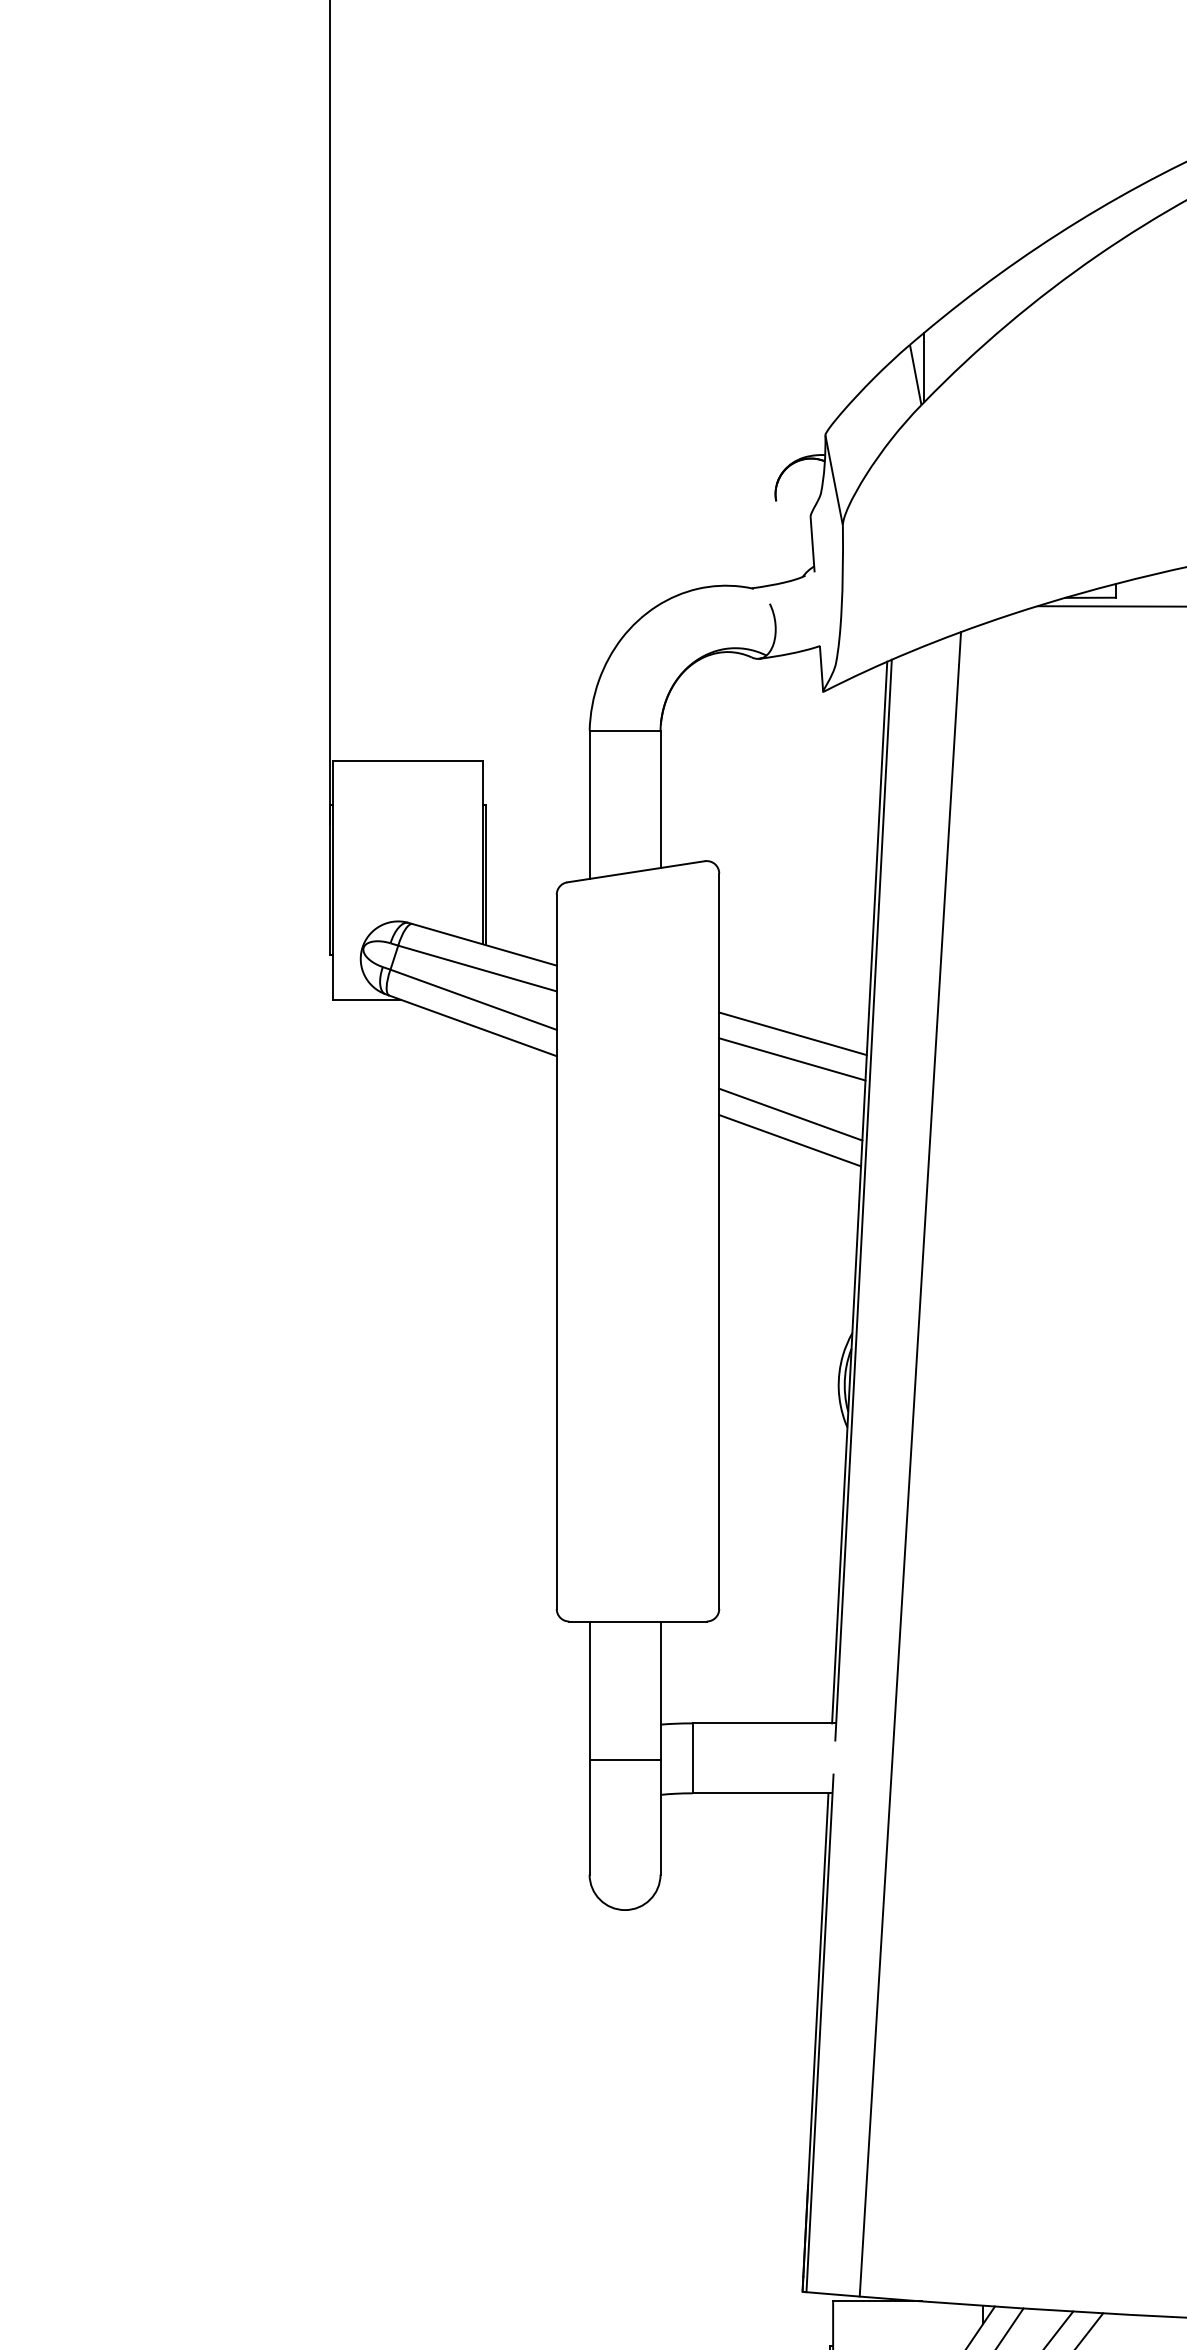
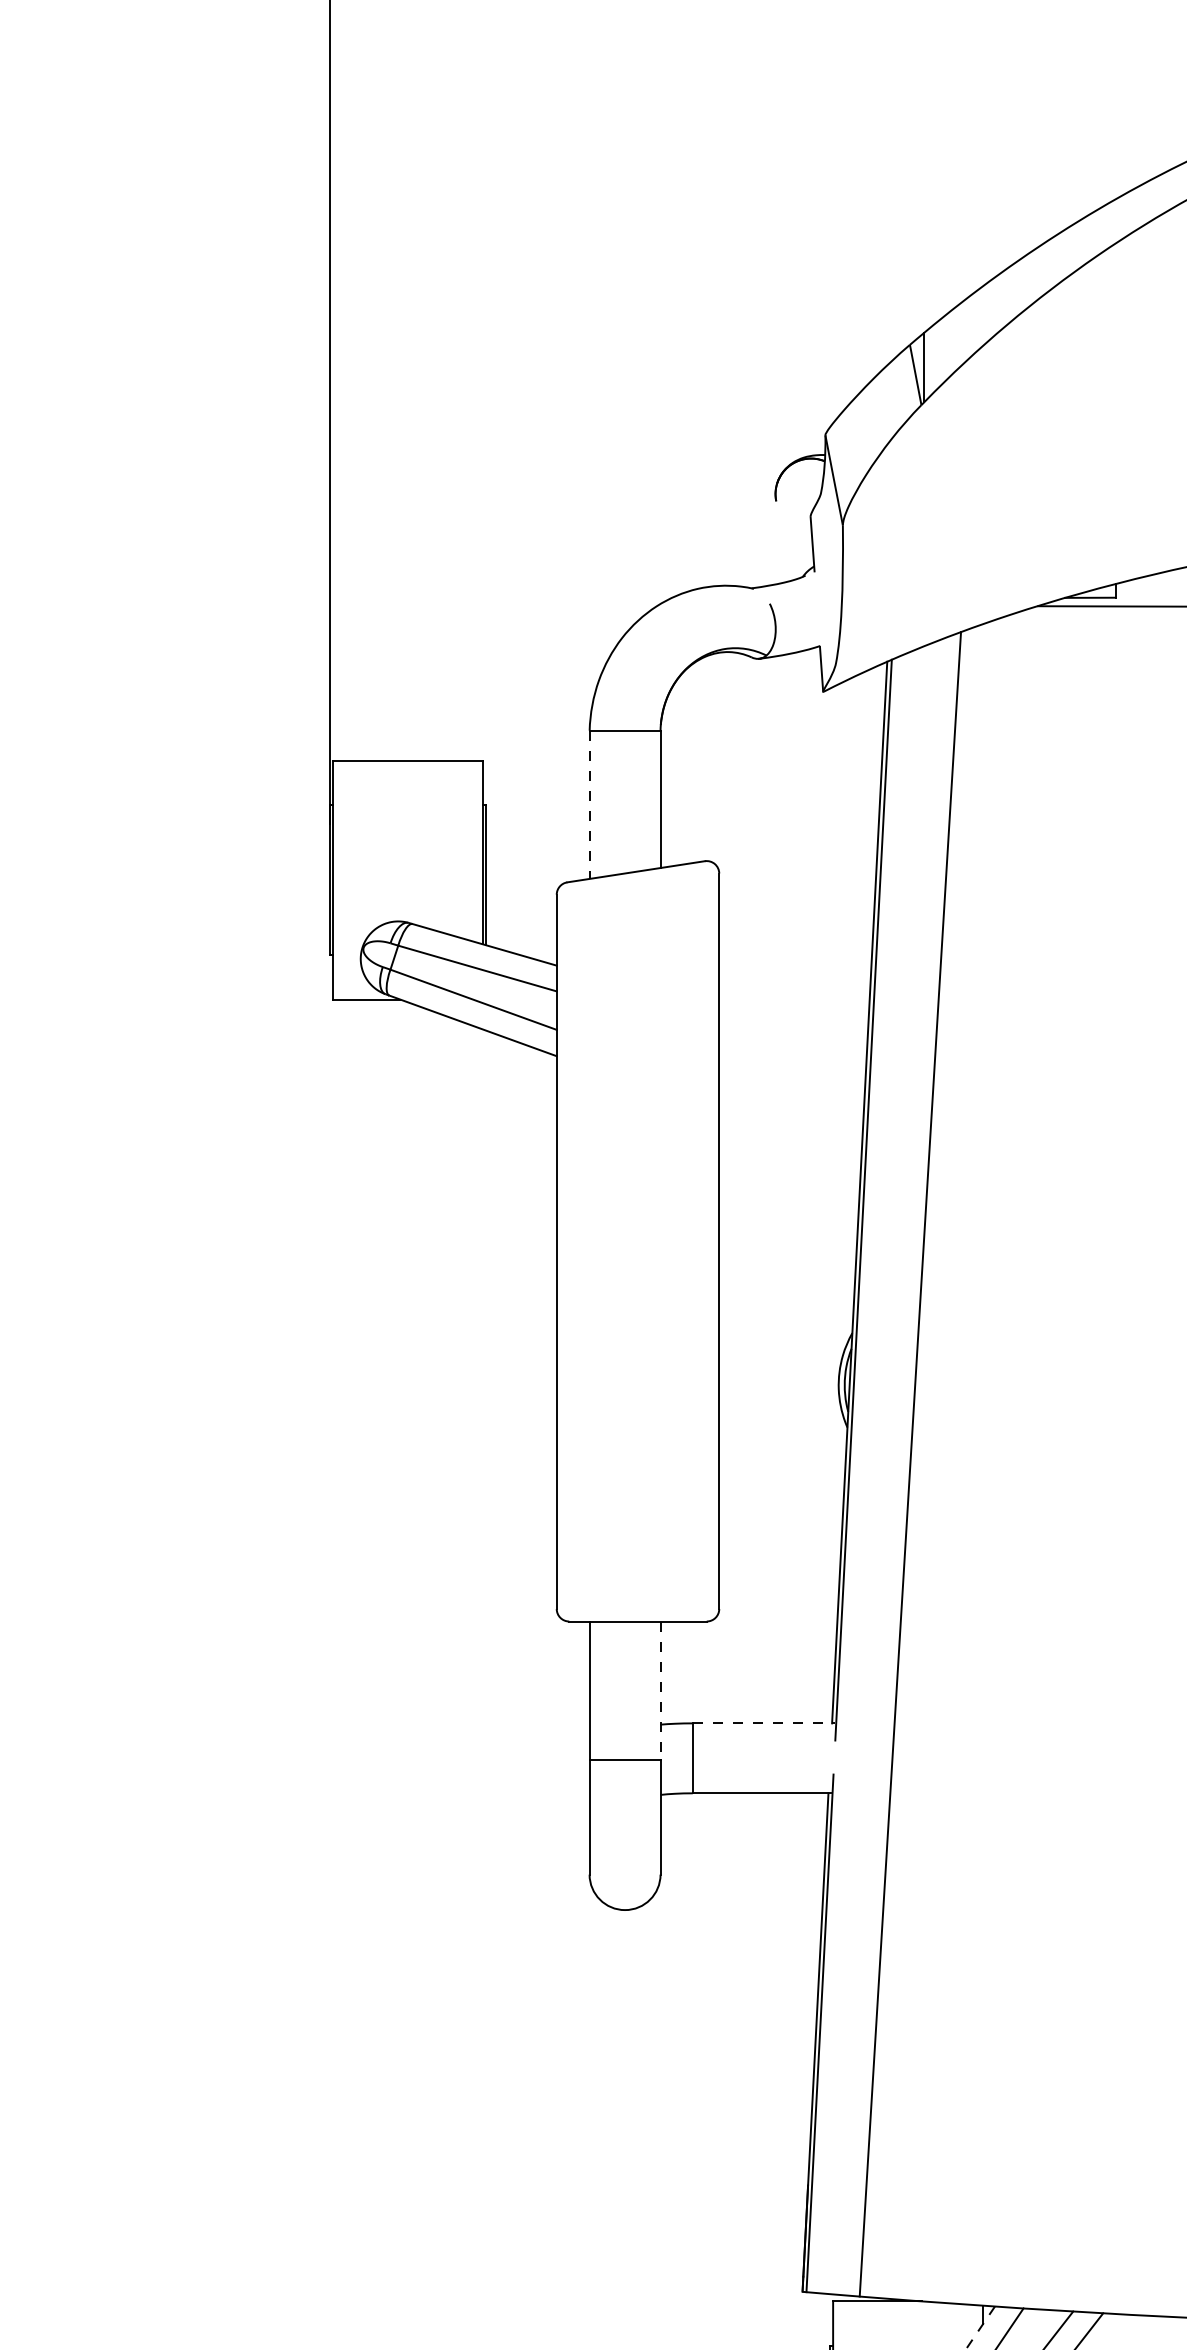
line: solid -> dashed (589, 805)
line: present -> none (792, 1033)
line: present -> none (792, 1059)
line: present -> none (790, 1114)
line: present -> none (790, 1140)
line: solid -> dashed (660, 1691)
line: solid -> dashed (763, 1723)
line: solid -> dashed (980, 2328)
